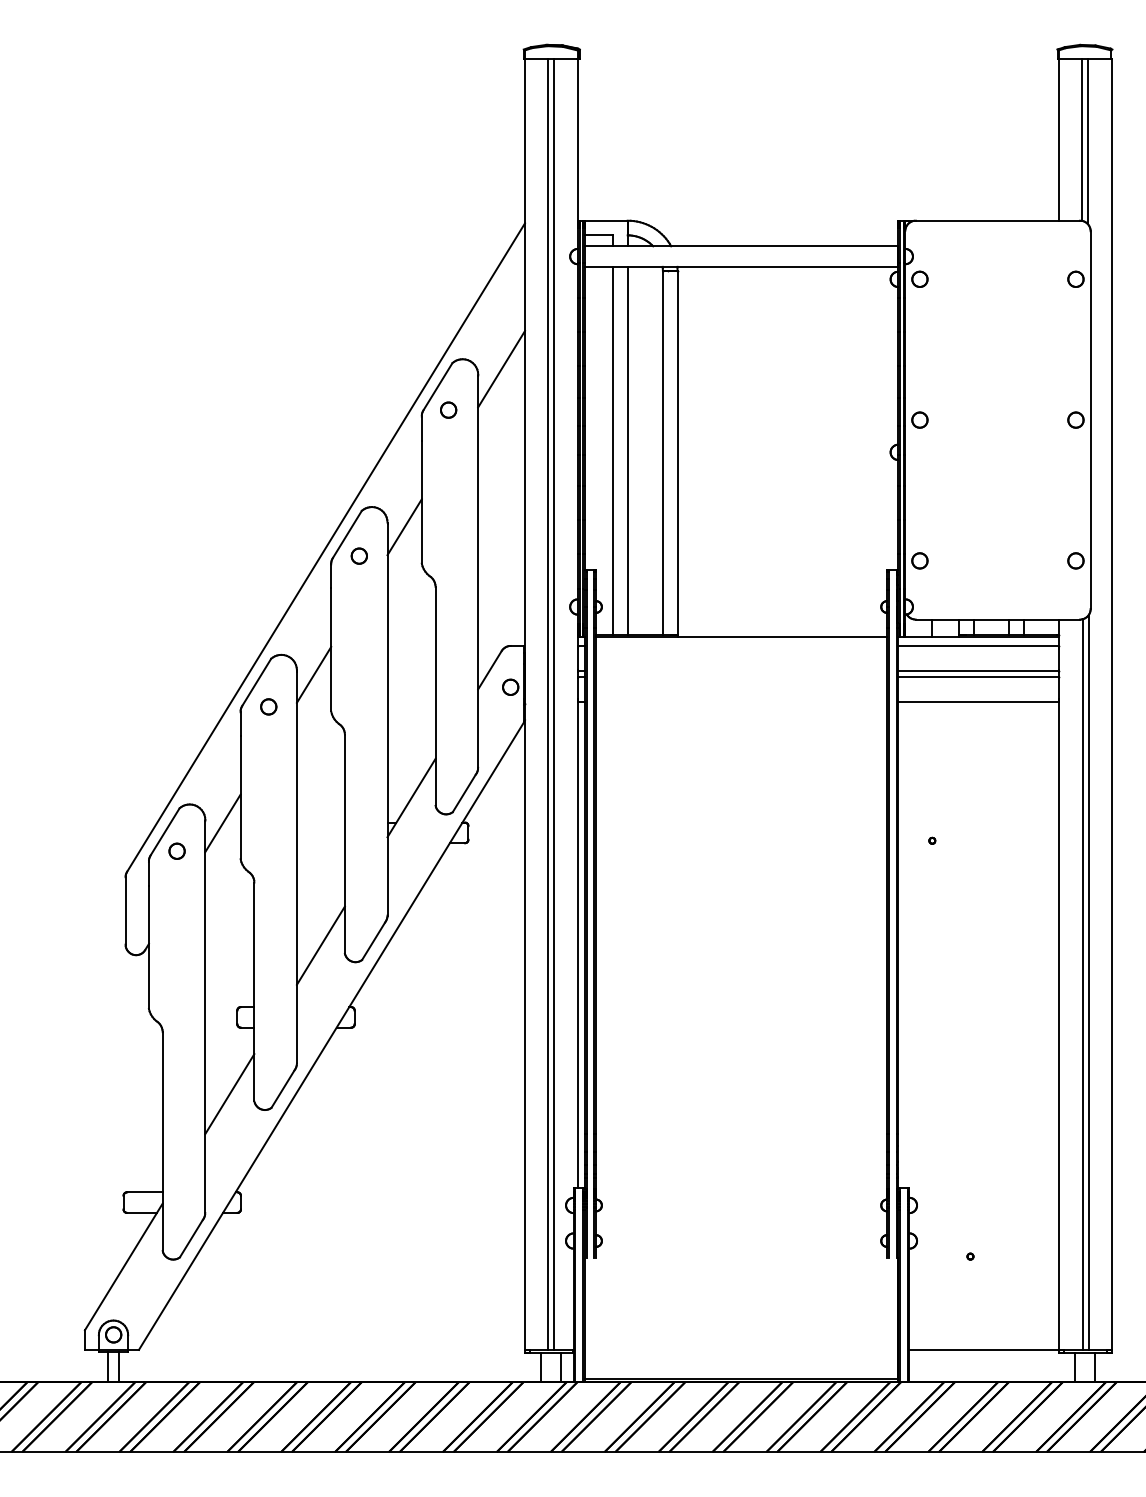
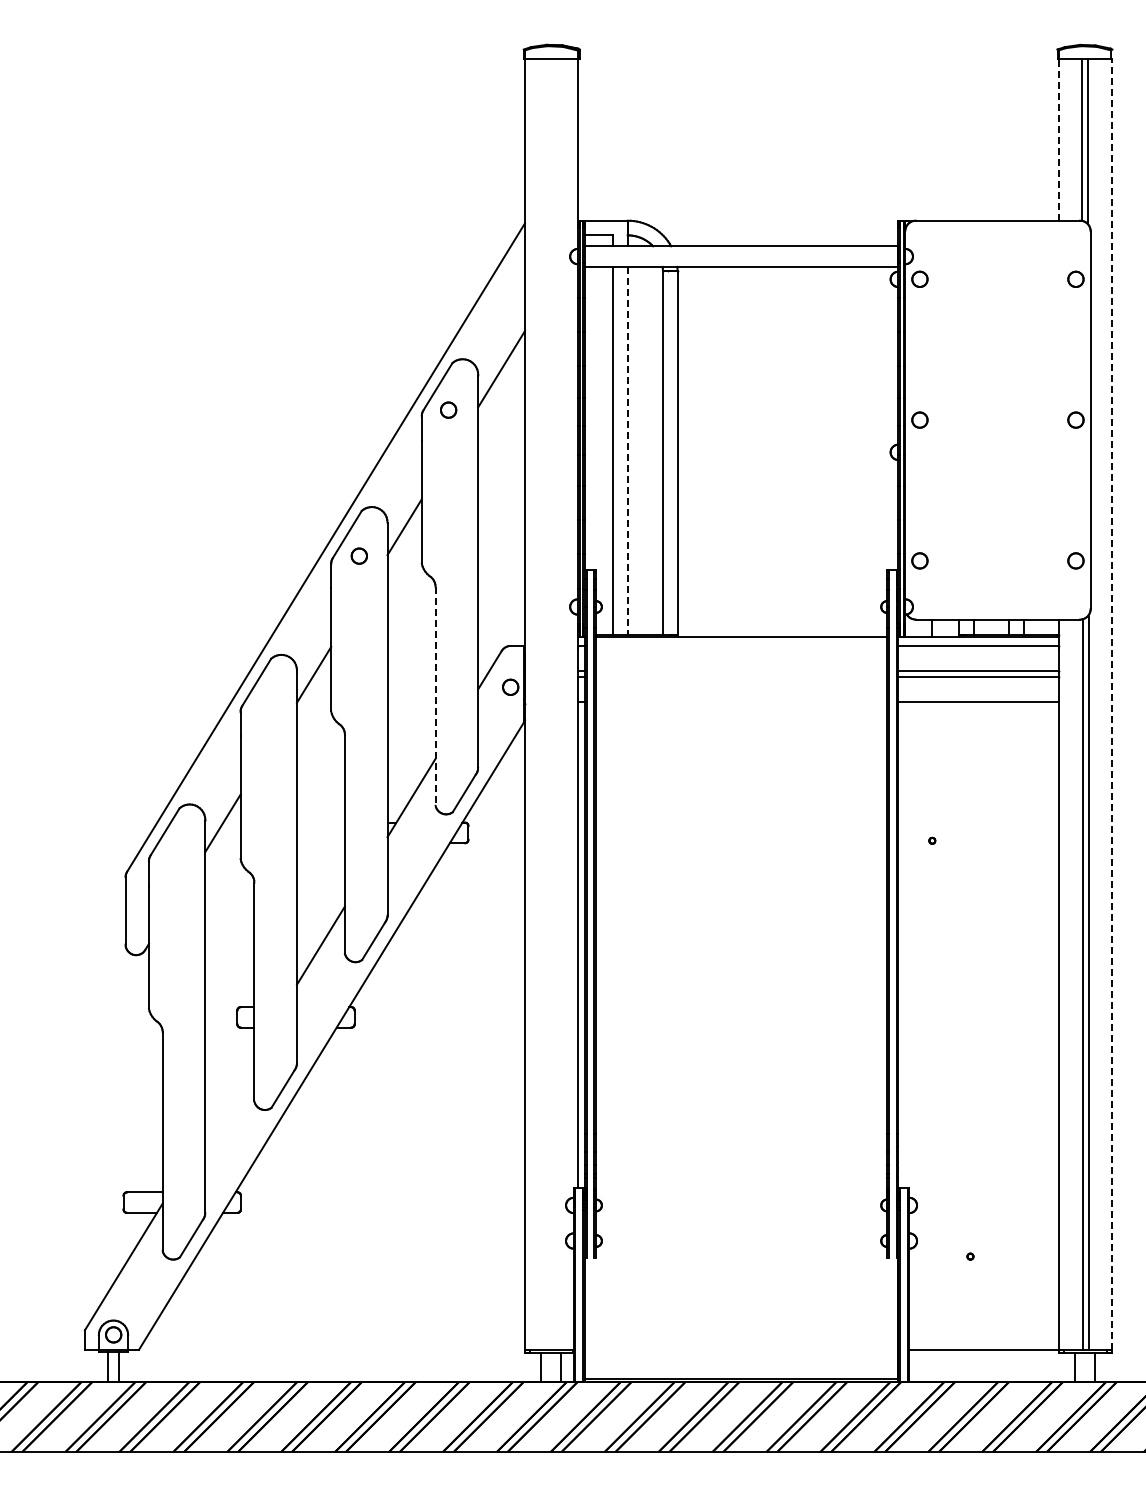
line: solid -> dashed (1058, 140)
line: solid -> dashed (627, 451)
line: solid -> dashed (435, 696)
line: present -> none (548, 704)
line: present -> none (554, 704)
line: solid -> dashed (1111, 704)
part: present -> none (268, 706)
part: present -> none (176, 850)
line: present -> none (229, 1094)
